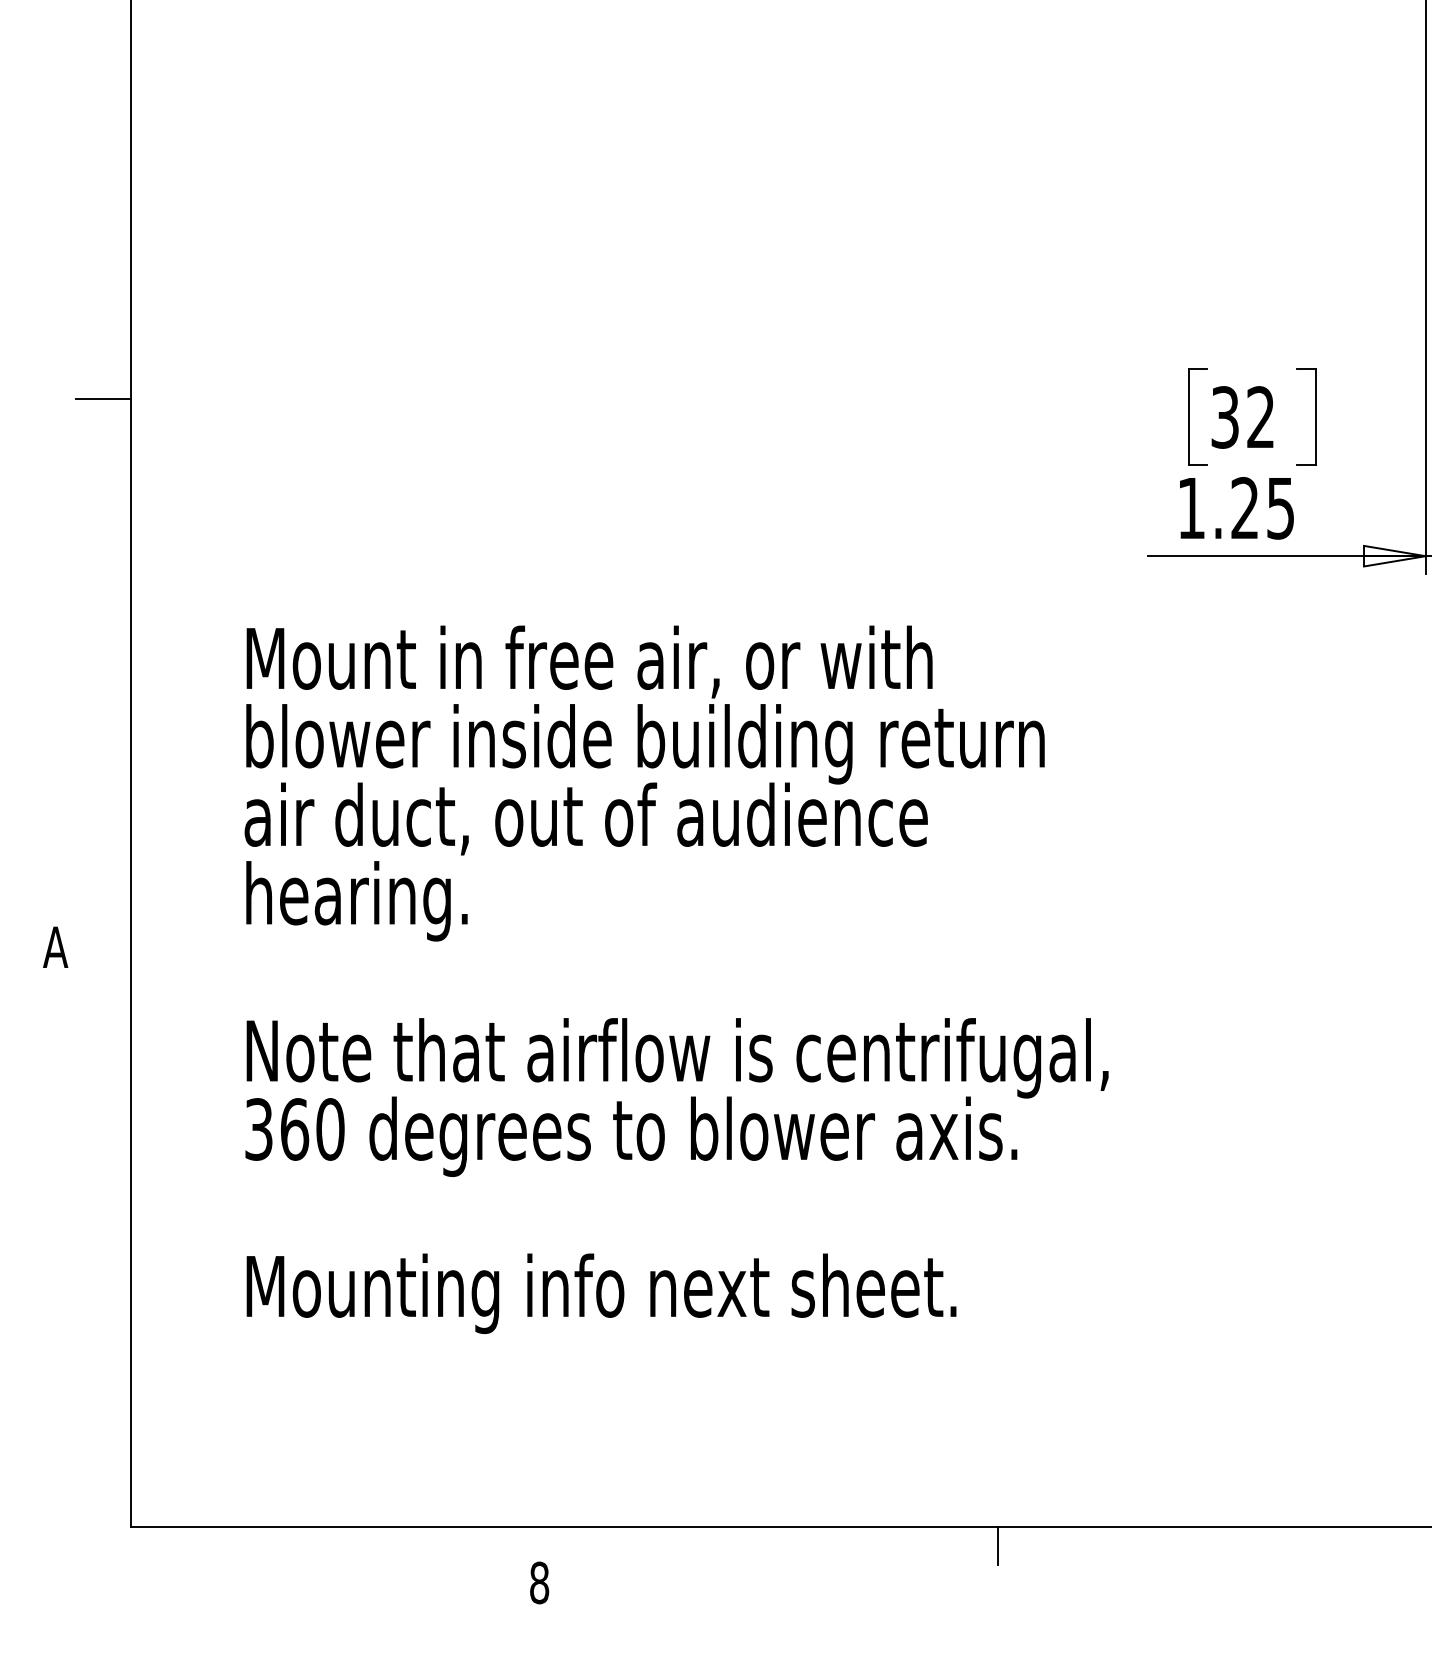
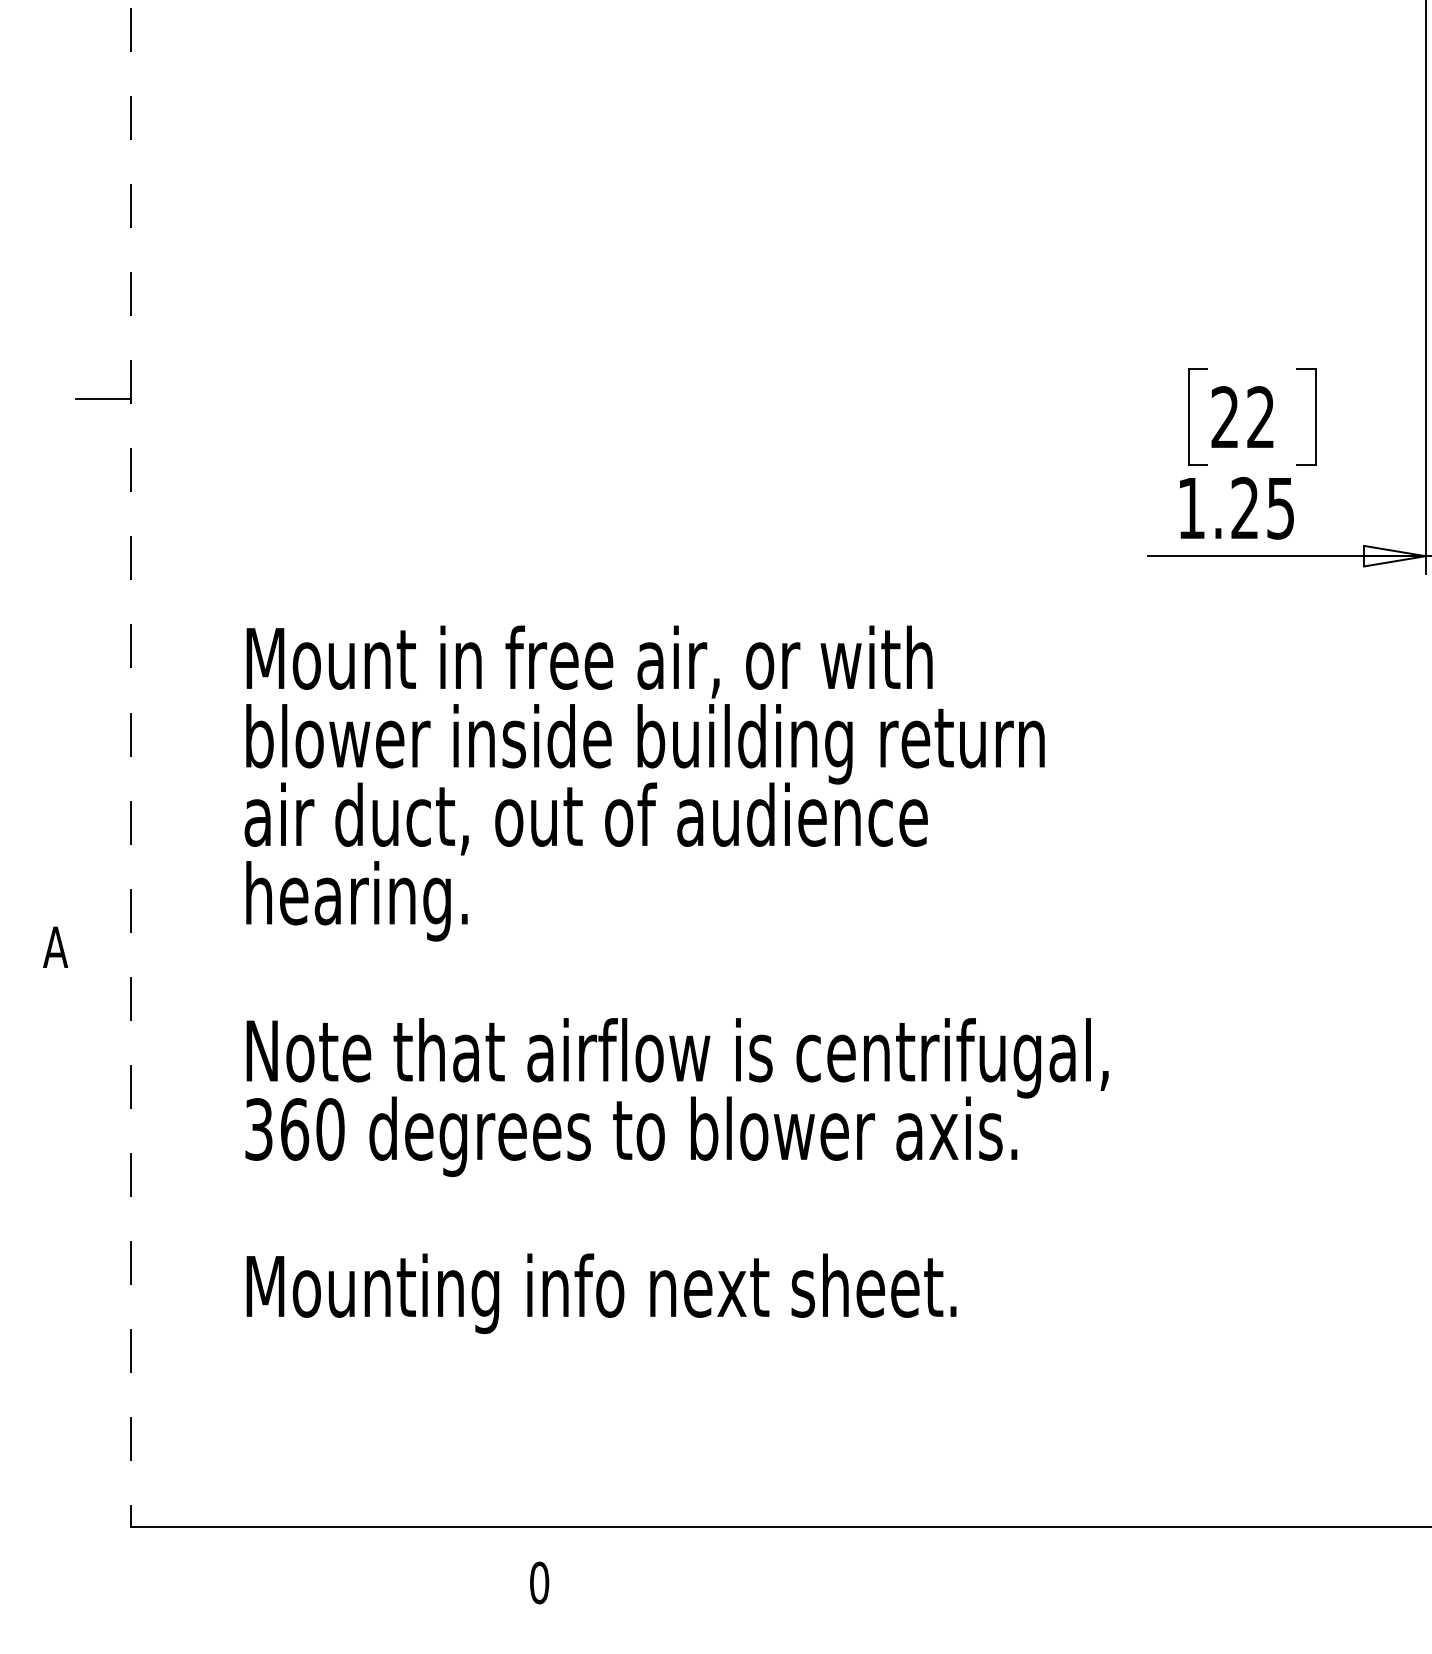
text: 32 -> 22 (1224, 417)
line: solid -> dashed (130, 764)
line: present -> none (997, 1545)
text: 8 -> 0 (539, 1582)
